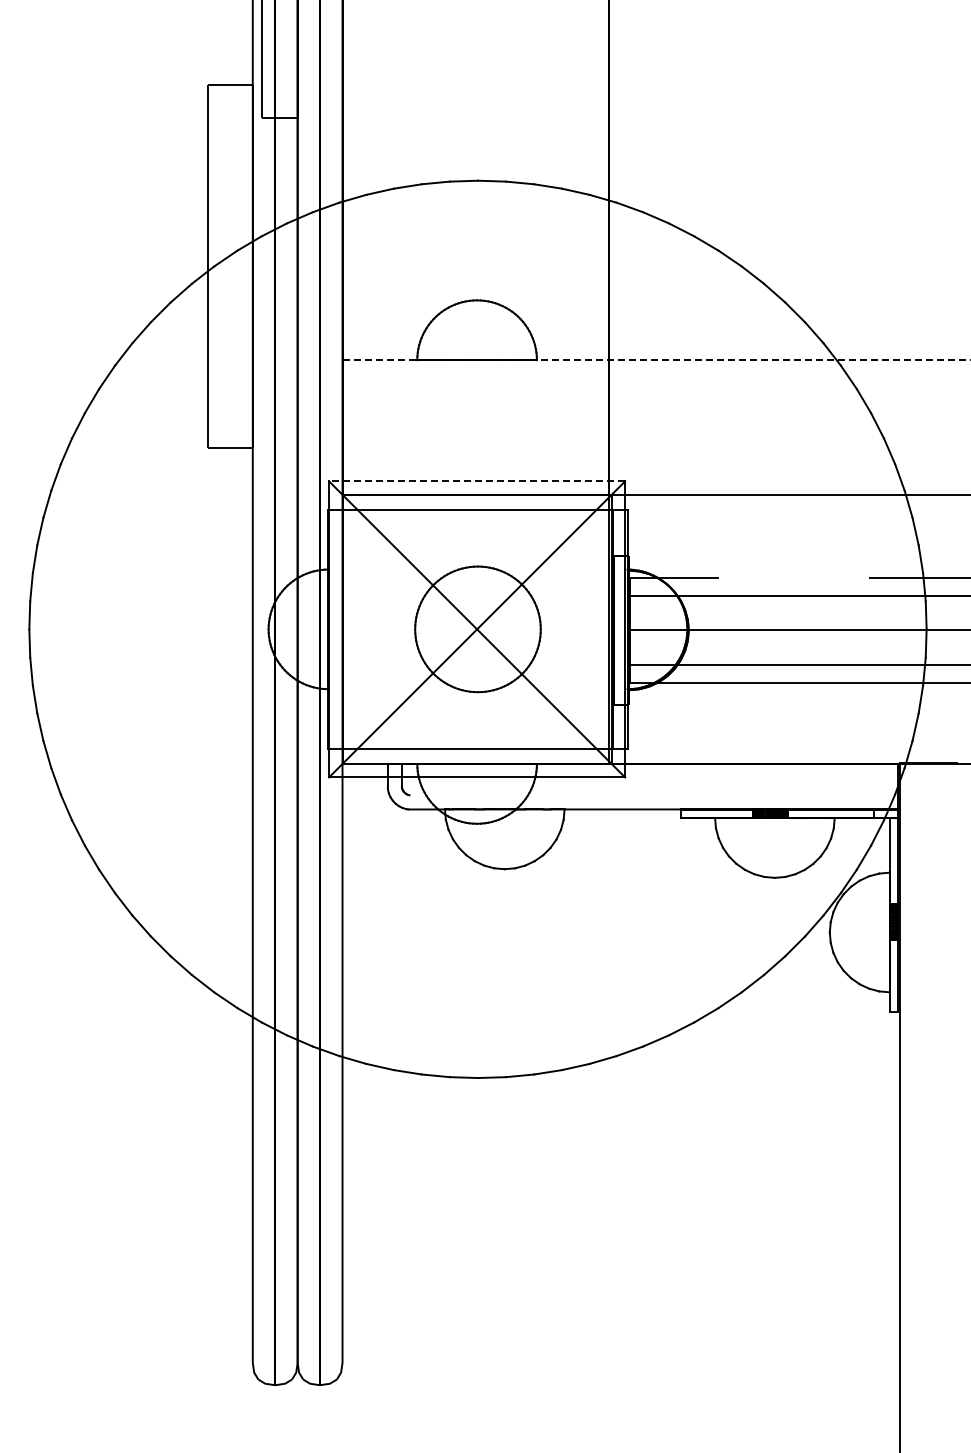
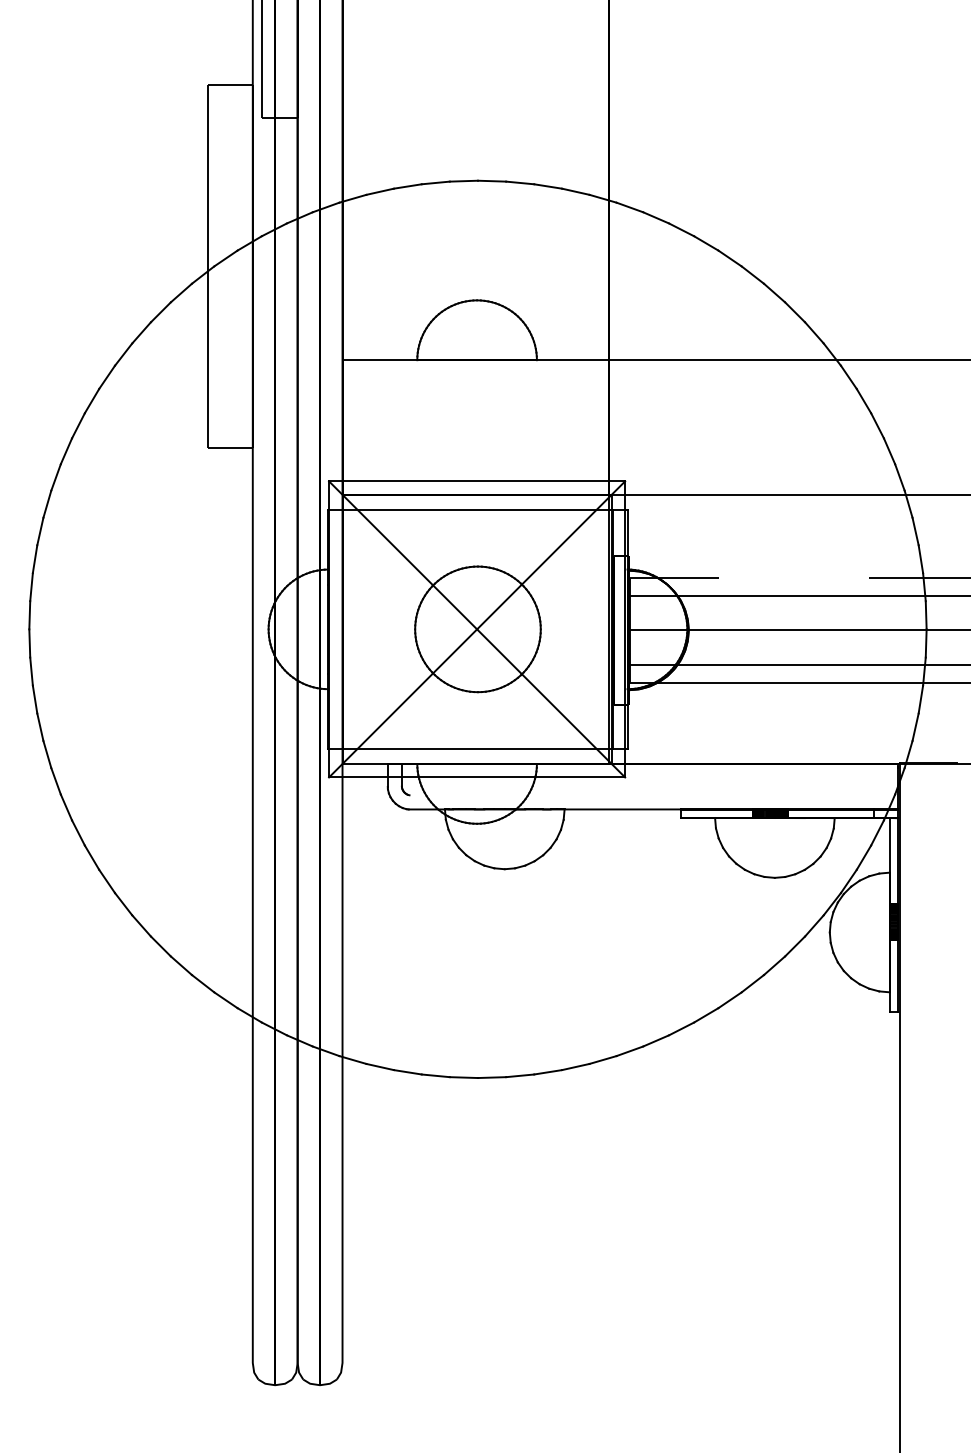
line: dashed -> solid (656, 360)
line: dashed -> solid (476, 481)
